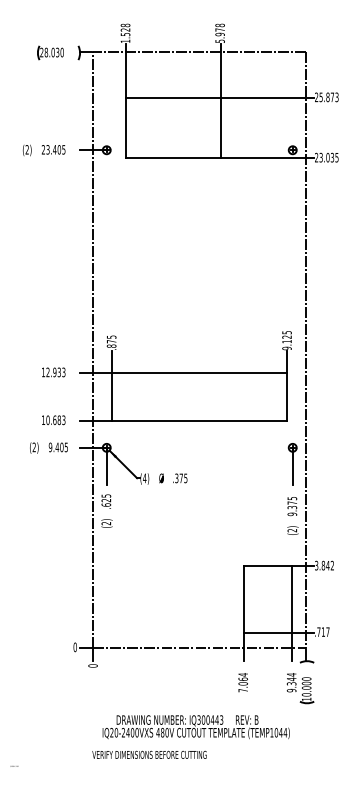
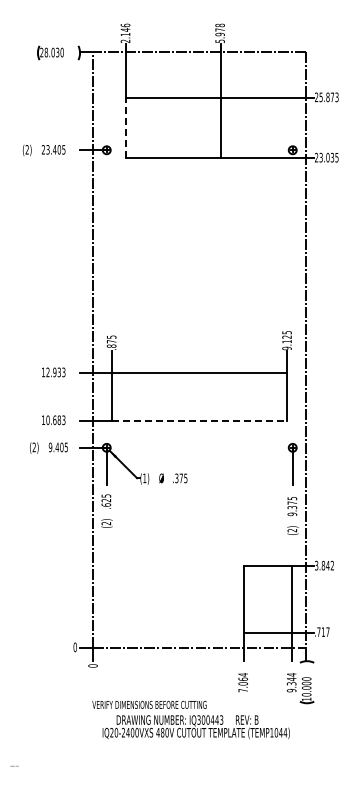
text: 1.528 -> 2.146 (125, 32)
line: solid -> dashed (125, 127)
line: solid -> dashed (199, 420)
text: (4) -> (1) (144, 478)
text position: (149, 754) -> (149, 704) (149, 704)
